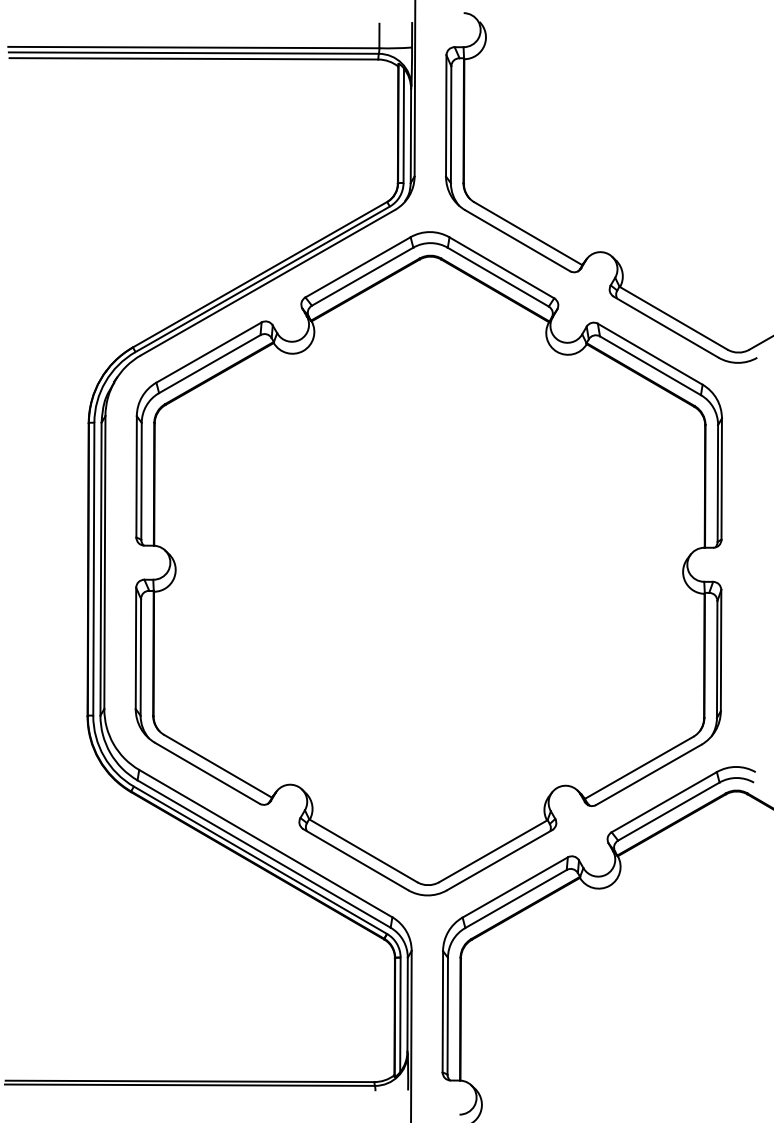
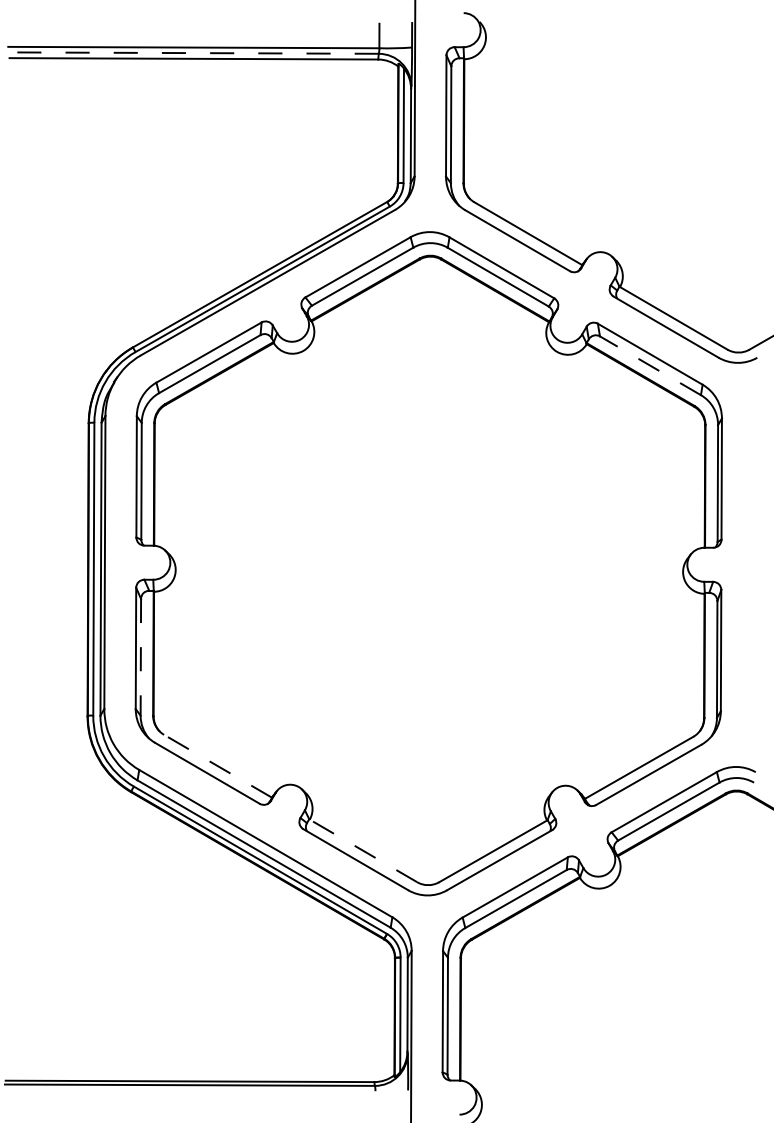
line: solid -> dashed (193, 53)
line: solid -> dashed (650, 365)
line: solid -> dashed (140, 657)
line: solid -> dashed (218, 766)
line: solid -> dashed (363, 850)
